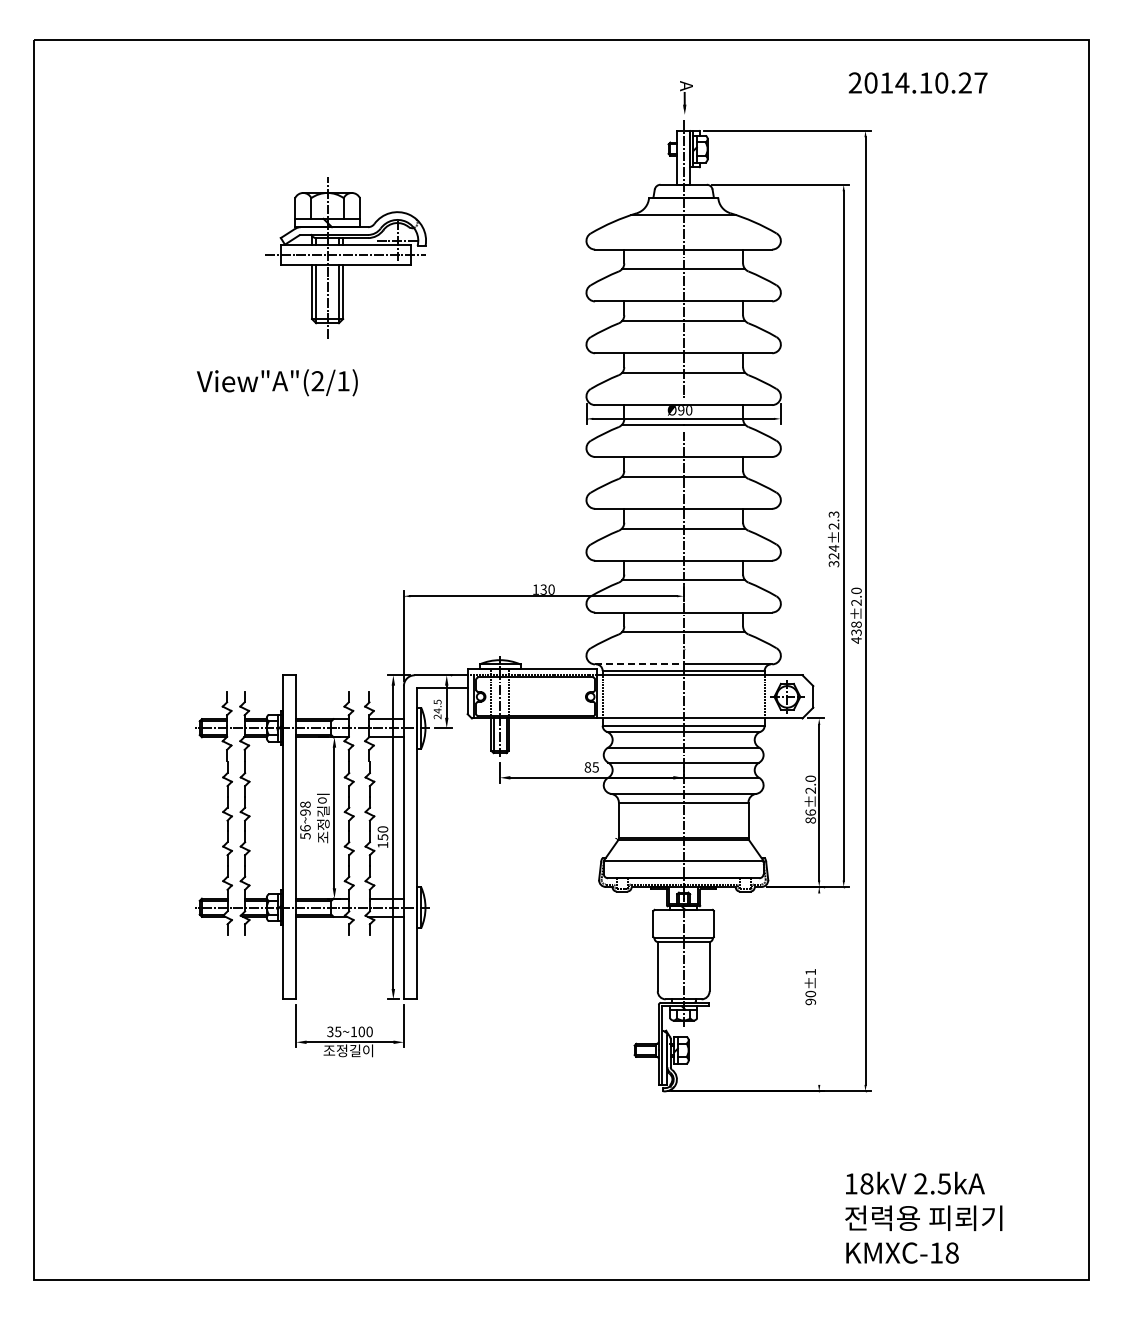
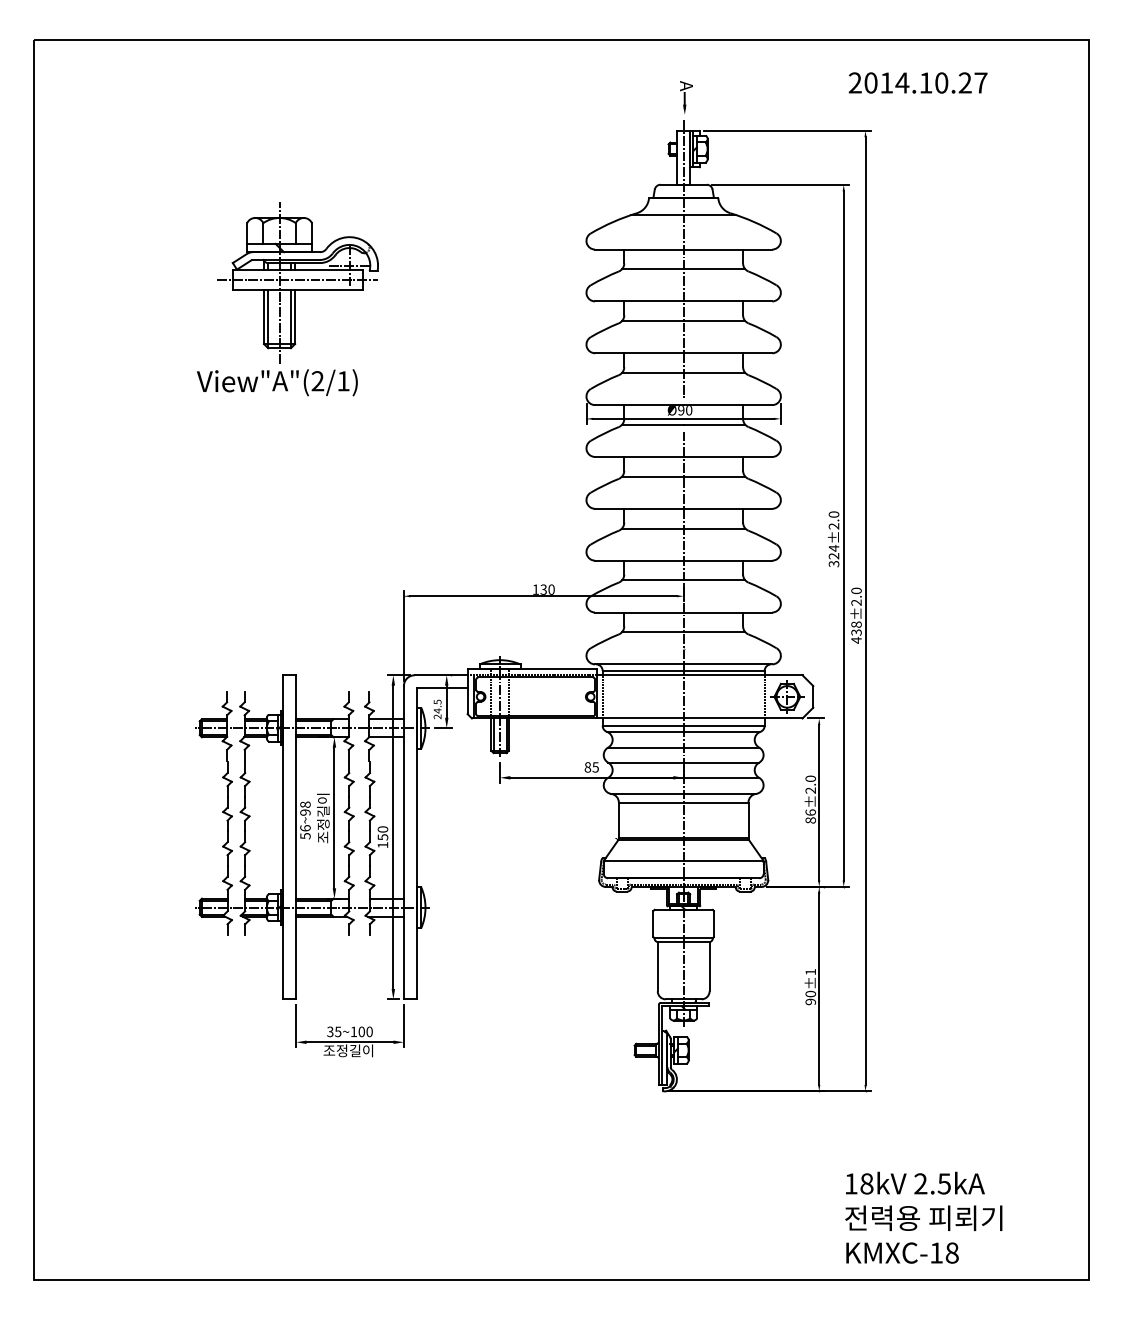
part position: (345, 257) -> (297, 282) (297, 282)
text: 324±2.3 -> 324±2.0 (833, 514)
line: dashed -> solid (639, 664)
line: none -> present (819, 988)
